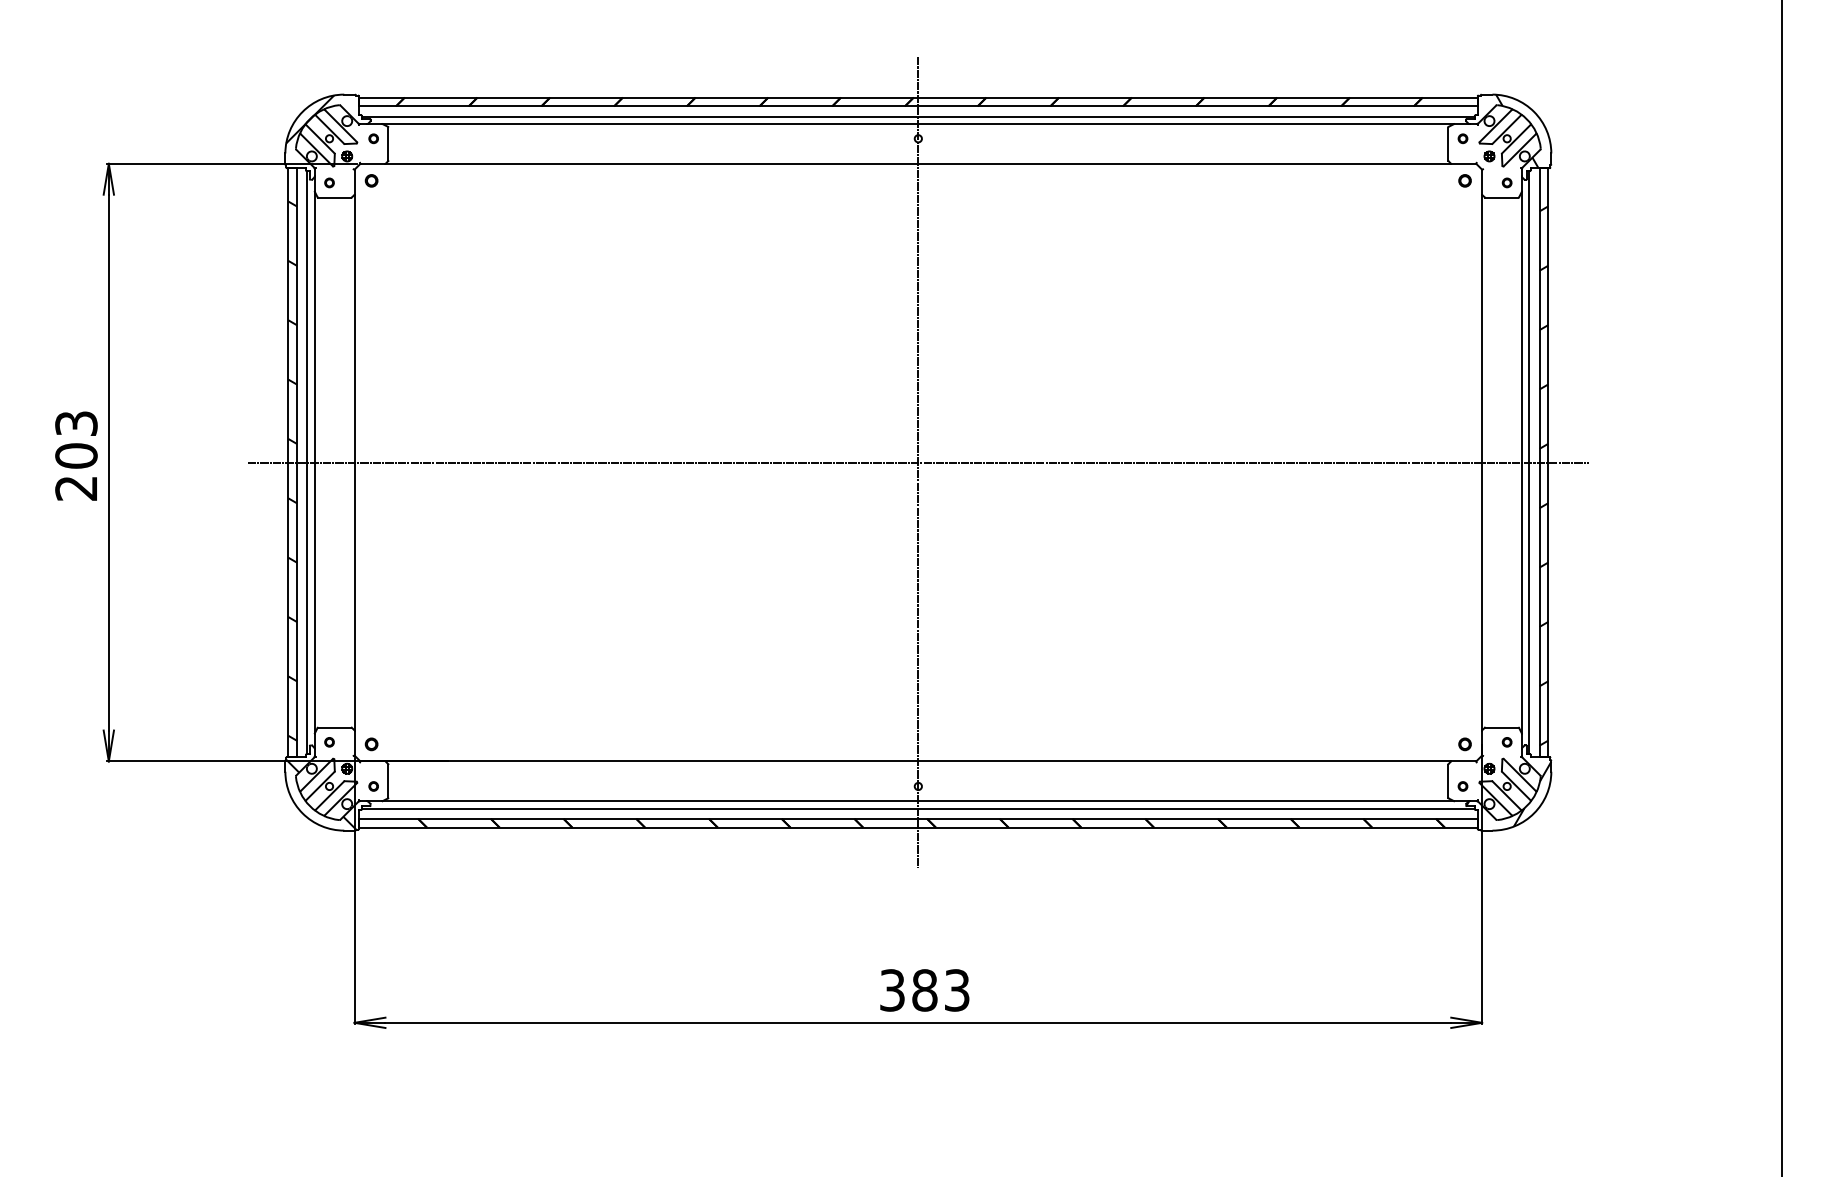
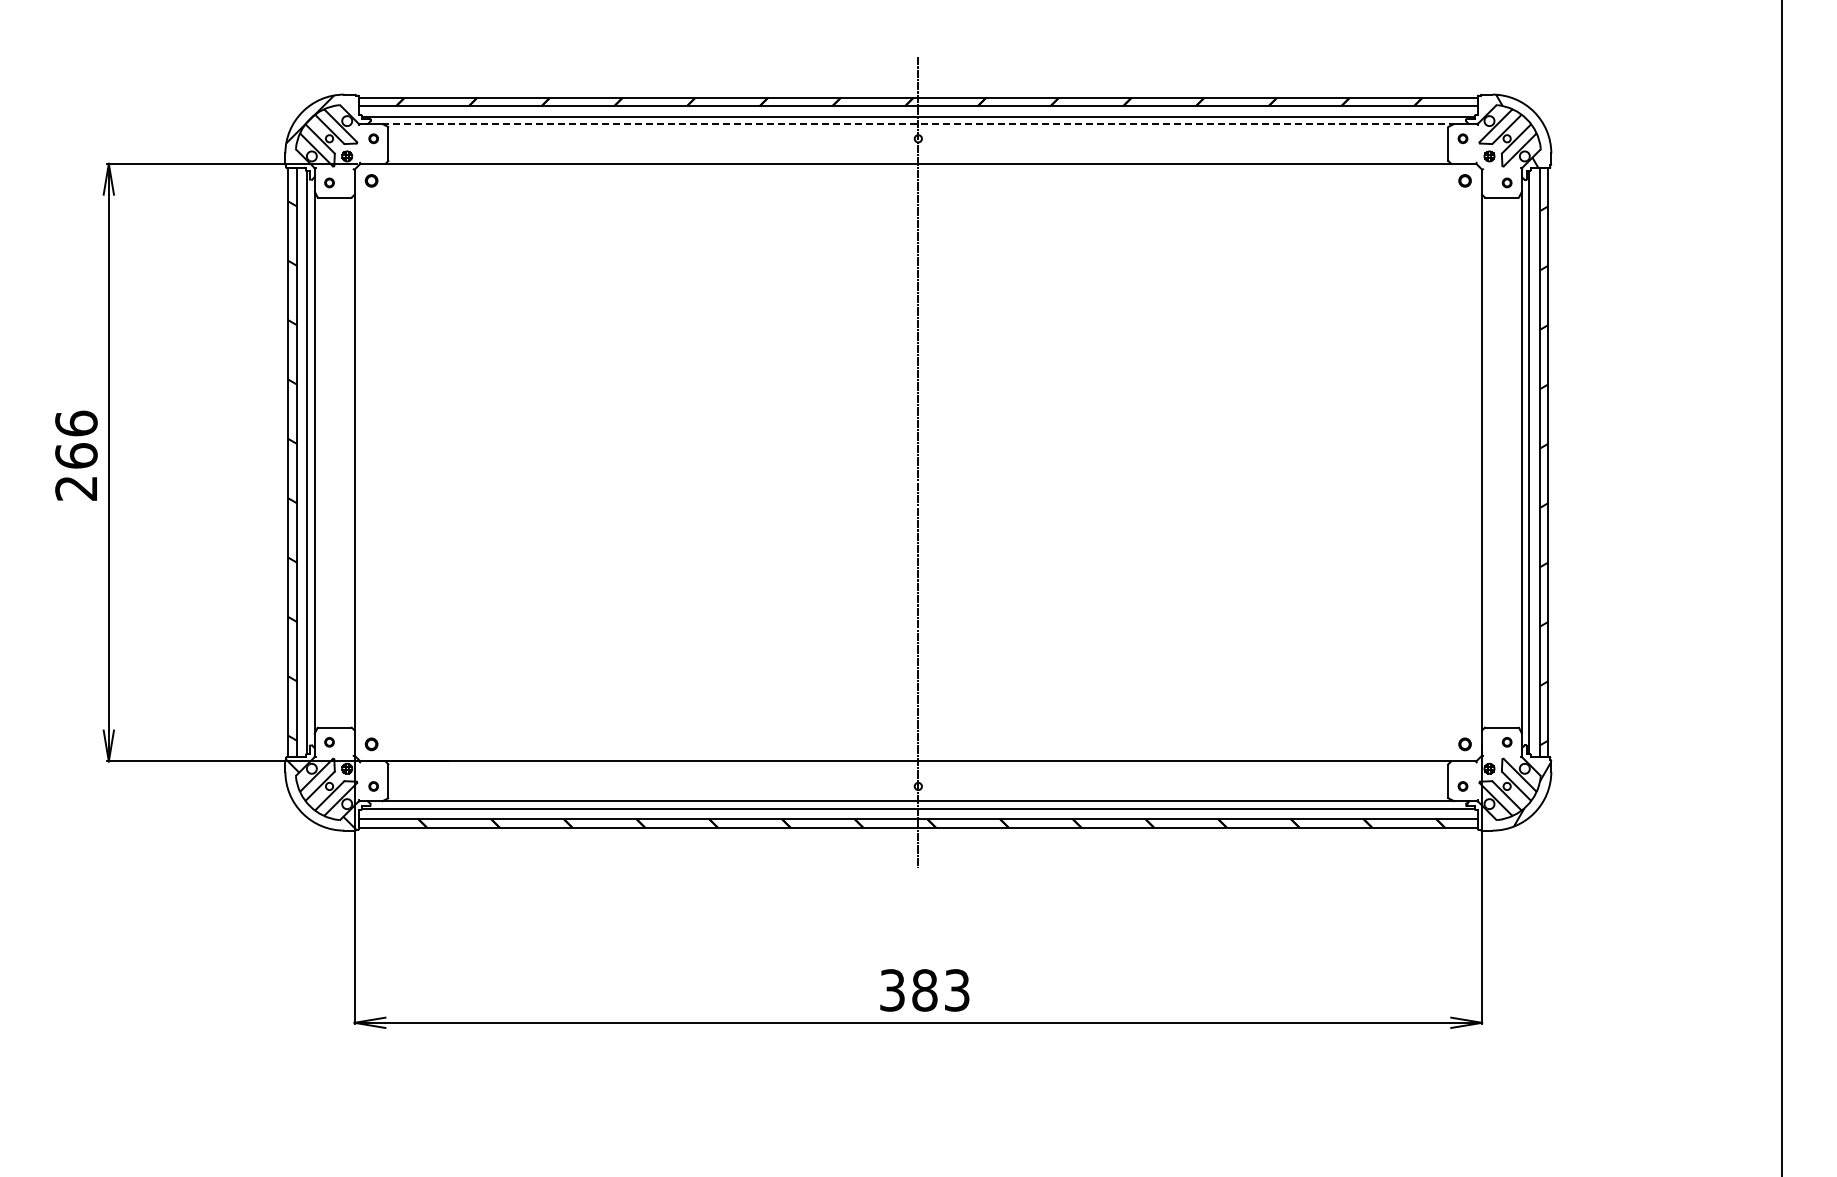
line: solid -> dashed (918, 124)
text: 203 -> 266 (76, 439)
line: present -> none (917, 462)
